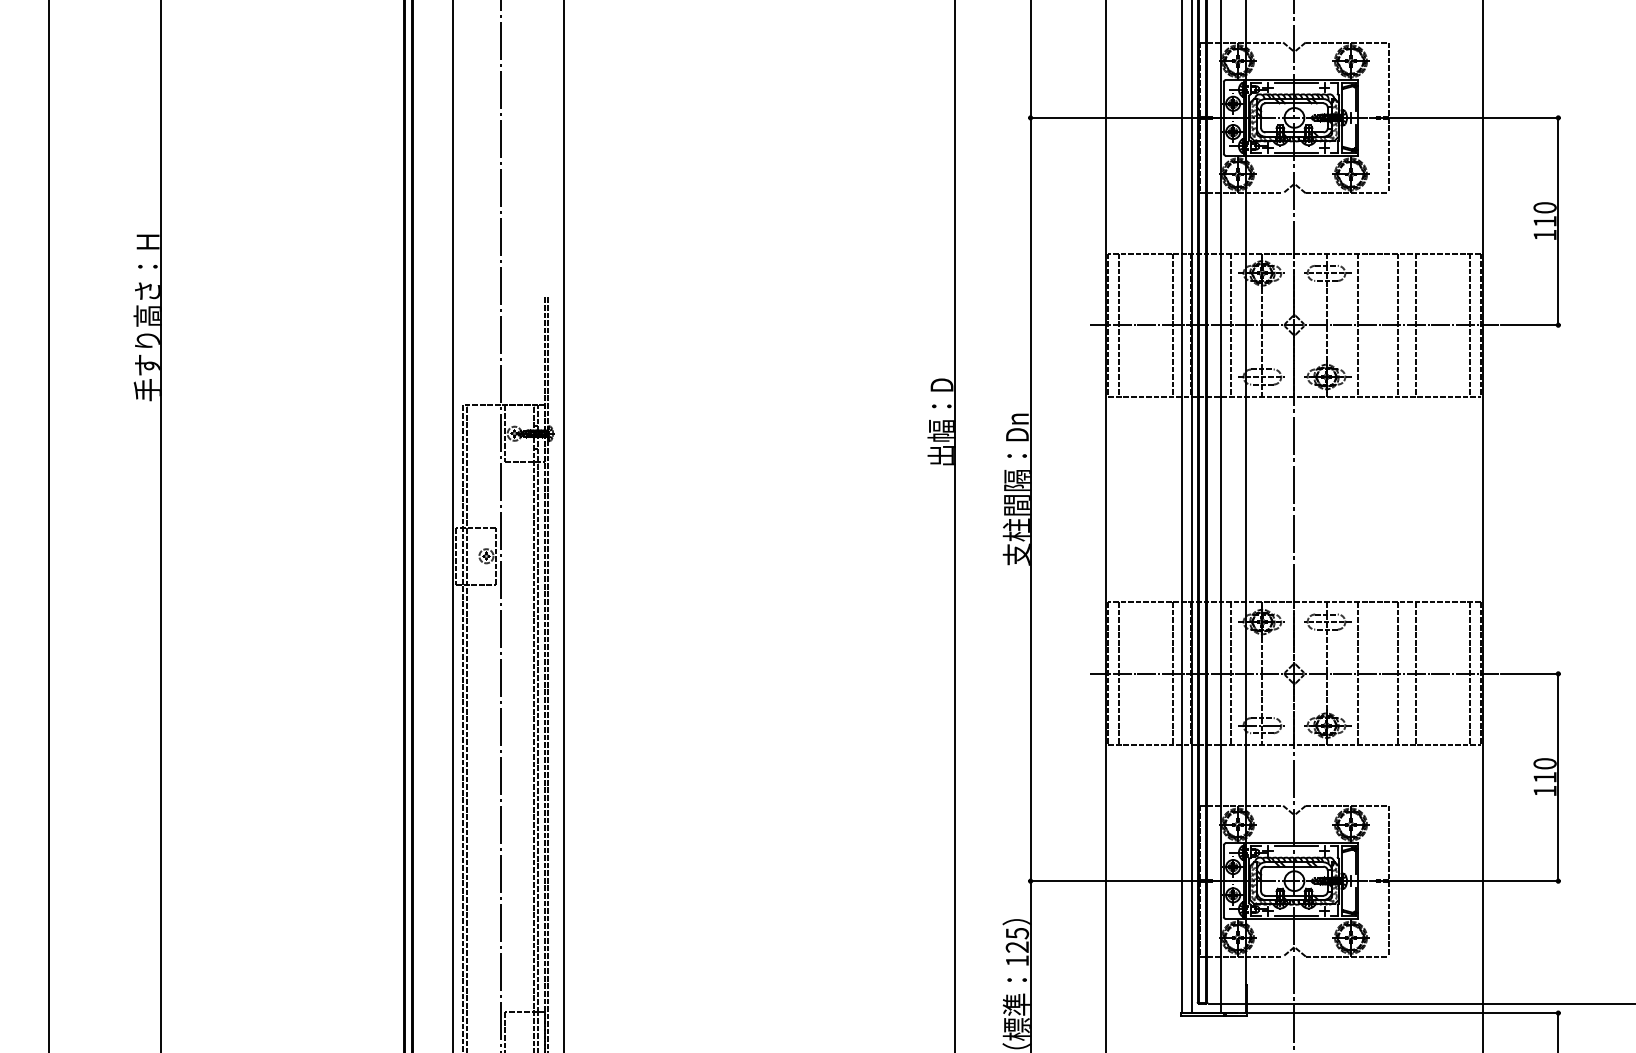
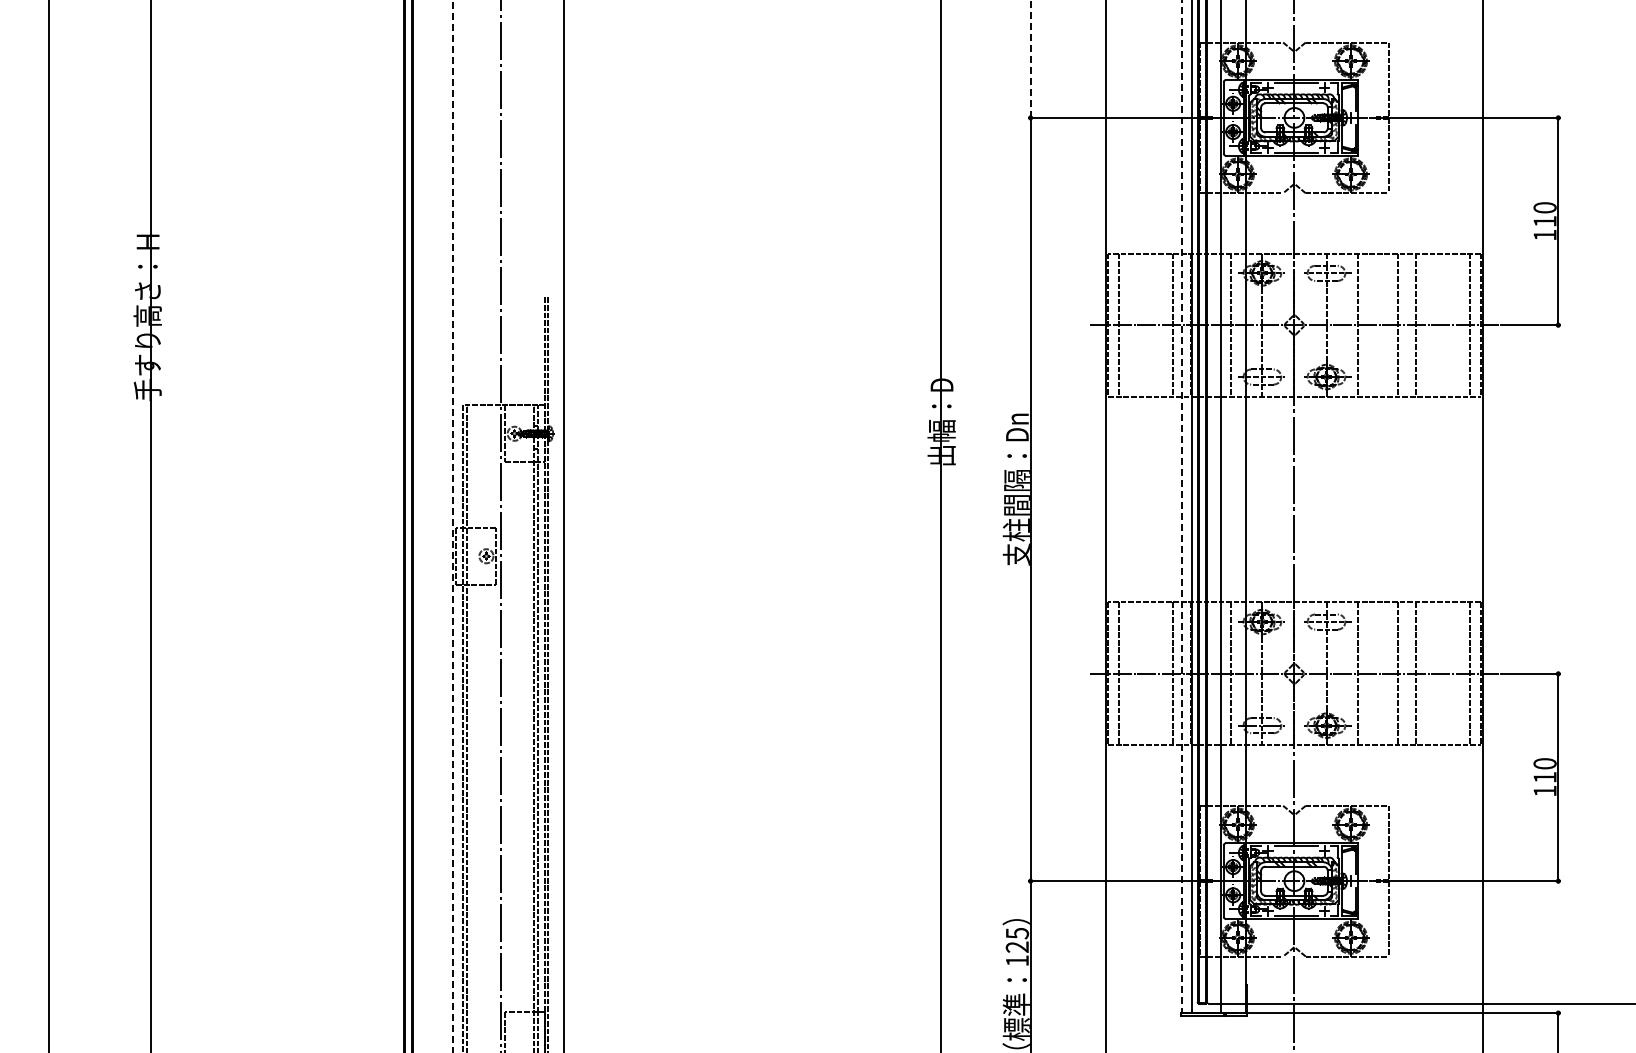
line: solid -> dashed (1030, 58)
line: solid -> dashed (1182, 507)
line position: (161, 525) -> (151, 525) (151, 525)
line position: (955, 525) -> (941, 525) (941, 525)
line: solid -> dashed (452, 526)
